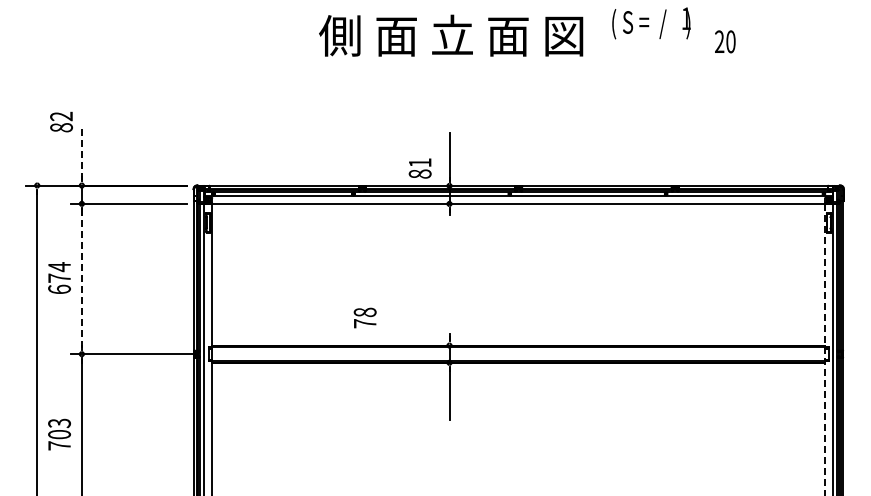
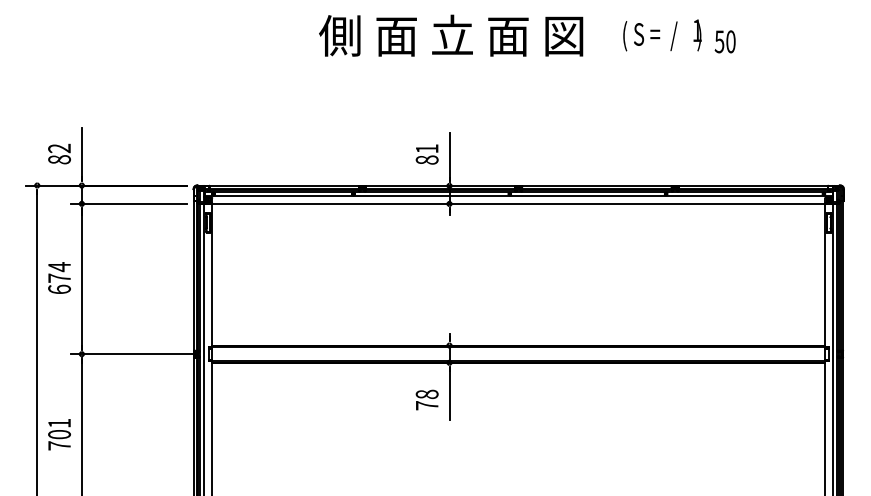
text position: (651, 23) -> (662, 35) (662, 35)
text: 20 -> 50 (719, 41)
text position: (61, 121) -> (59, 153) (59, 153)
line: dashed -> solid (81, 153)
text position: (419, 168) -> (426, 154) (426, 154)
line: dashed -> solid (81, 279)
text position: (364, 317) -> (426, 399) (426, 399)
line: dashed -> solid (825, 350)
text: 703 -> 701 (59, 423)
